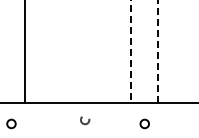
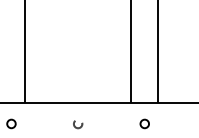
line: dashed -> solid (158, 50)
line: dashed -> solid (131, 51)
circle position: (85, 120) -> (78, 124) (78, 124)
